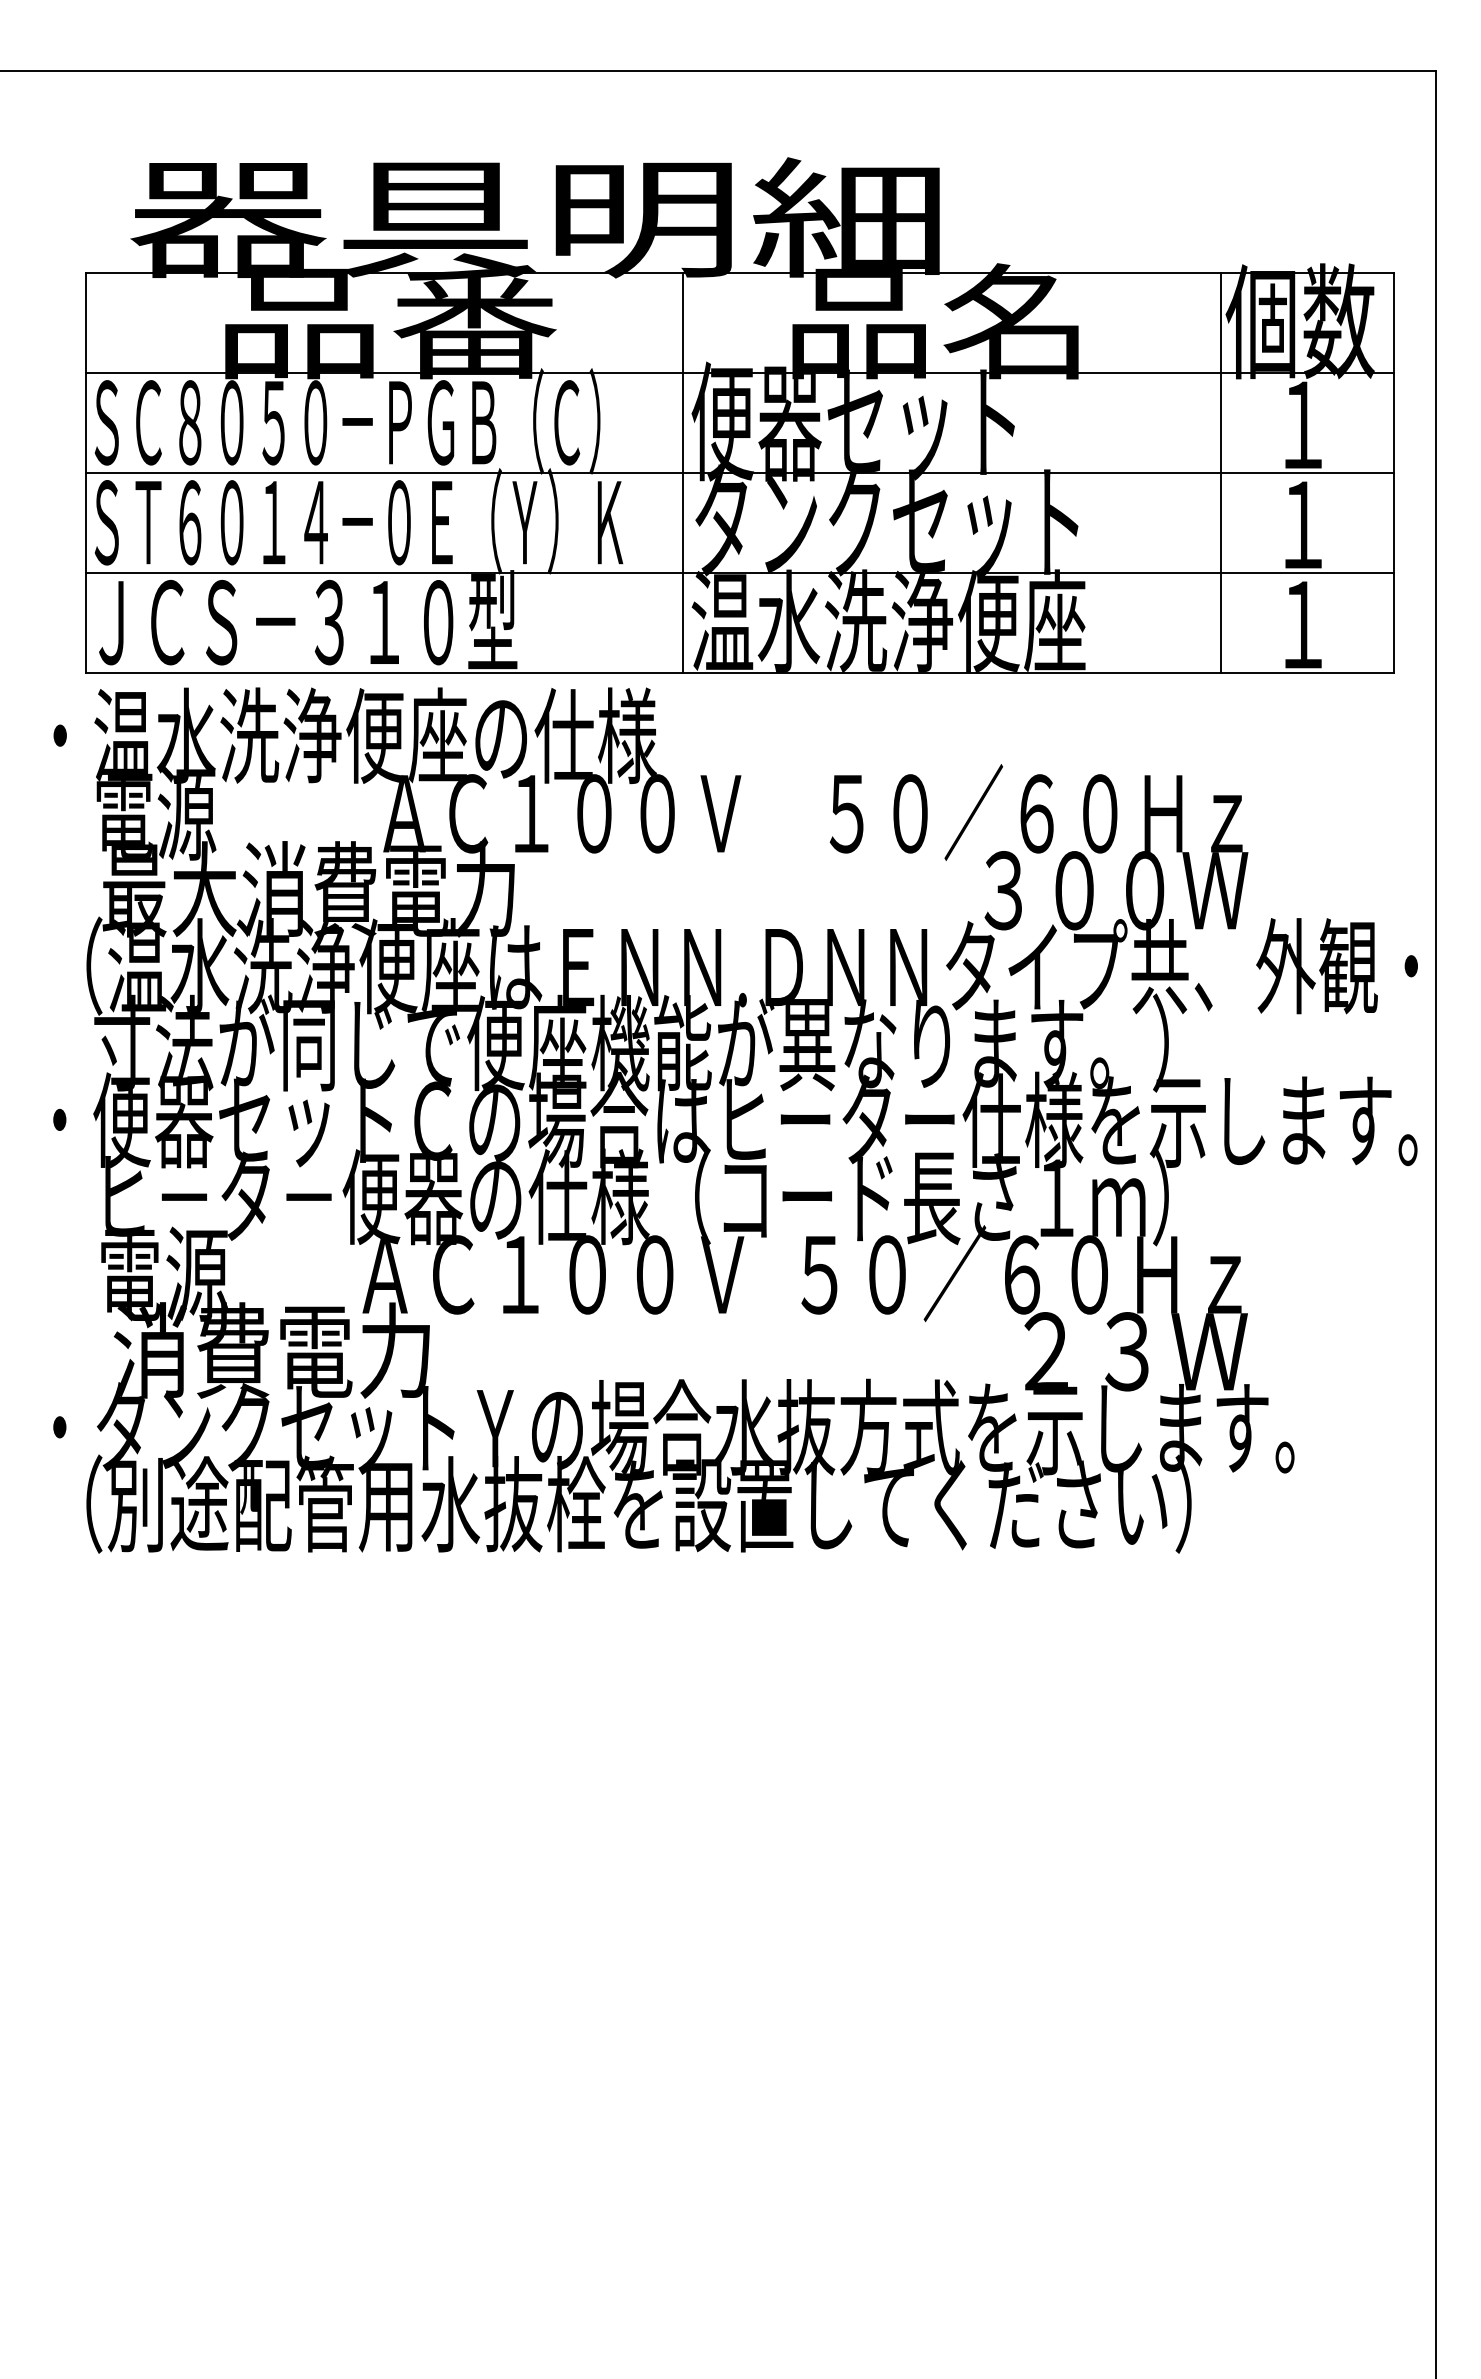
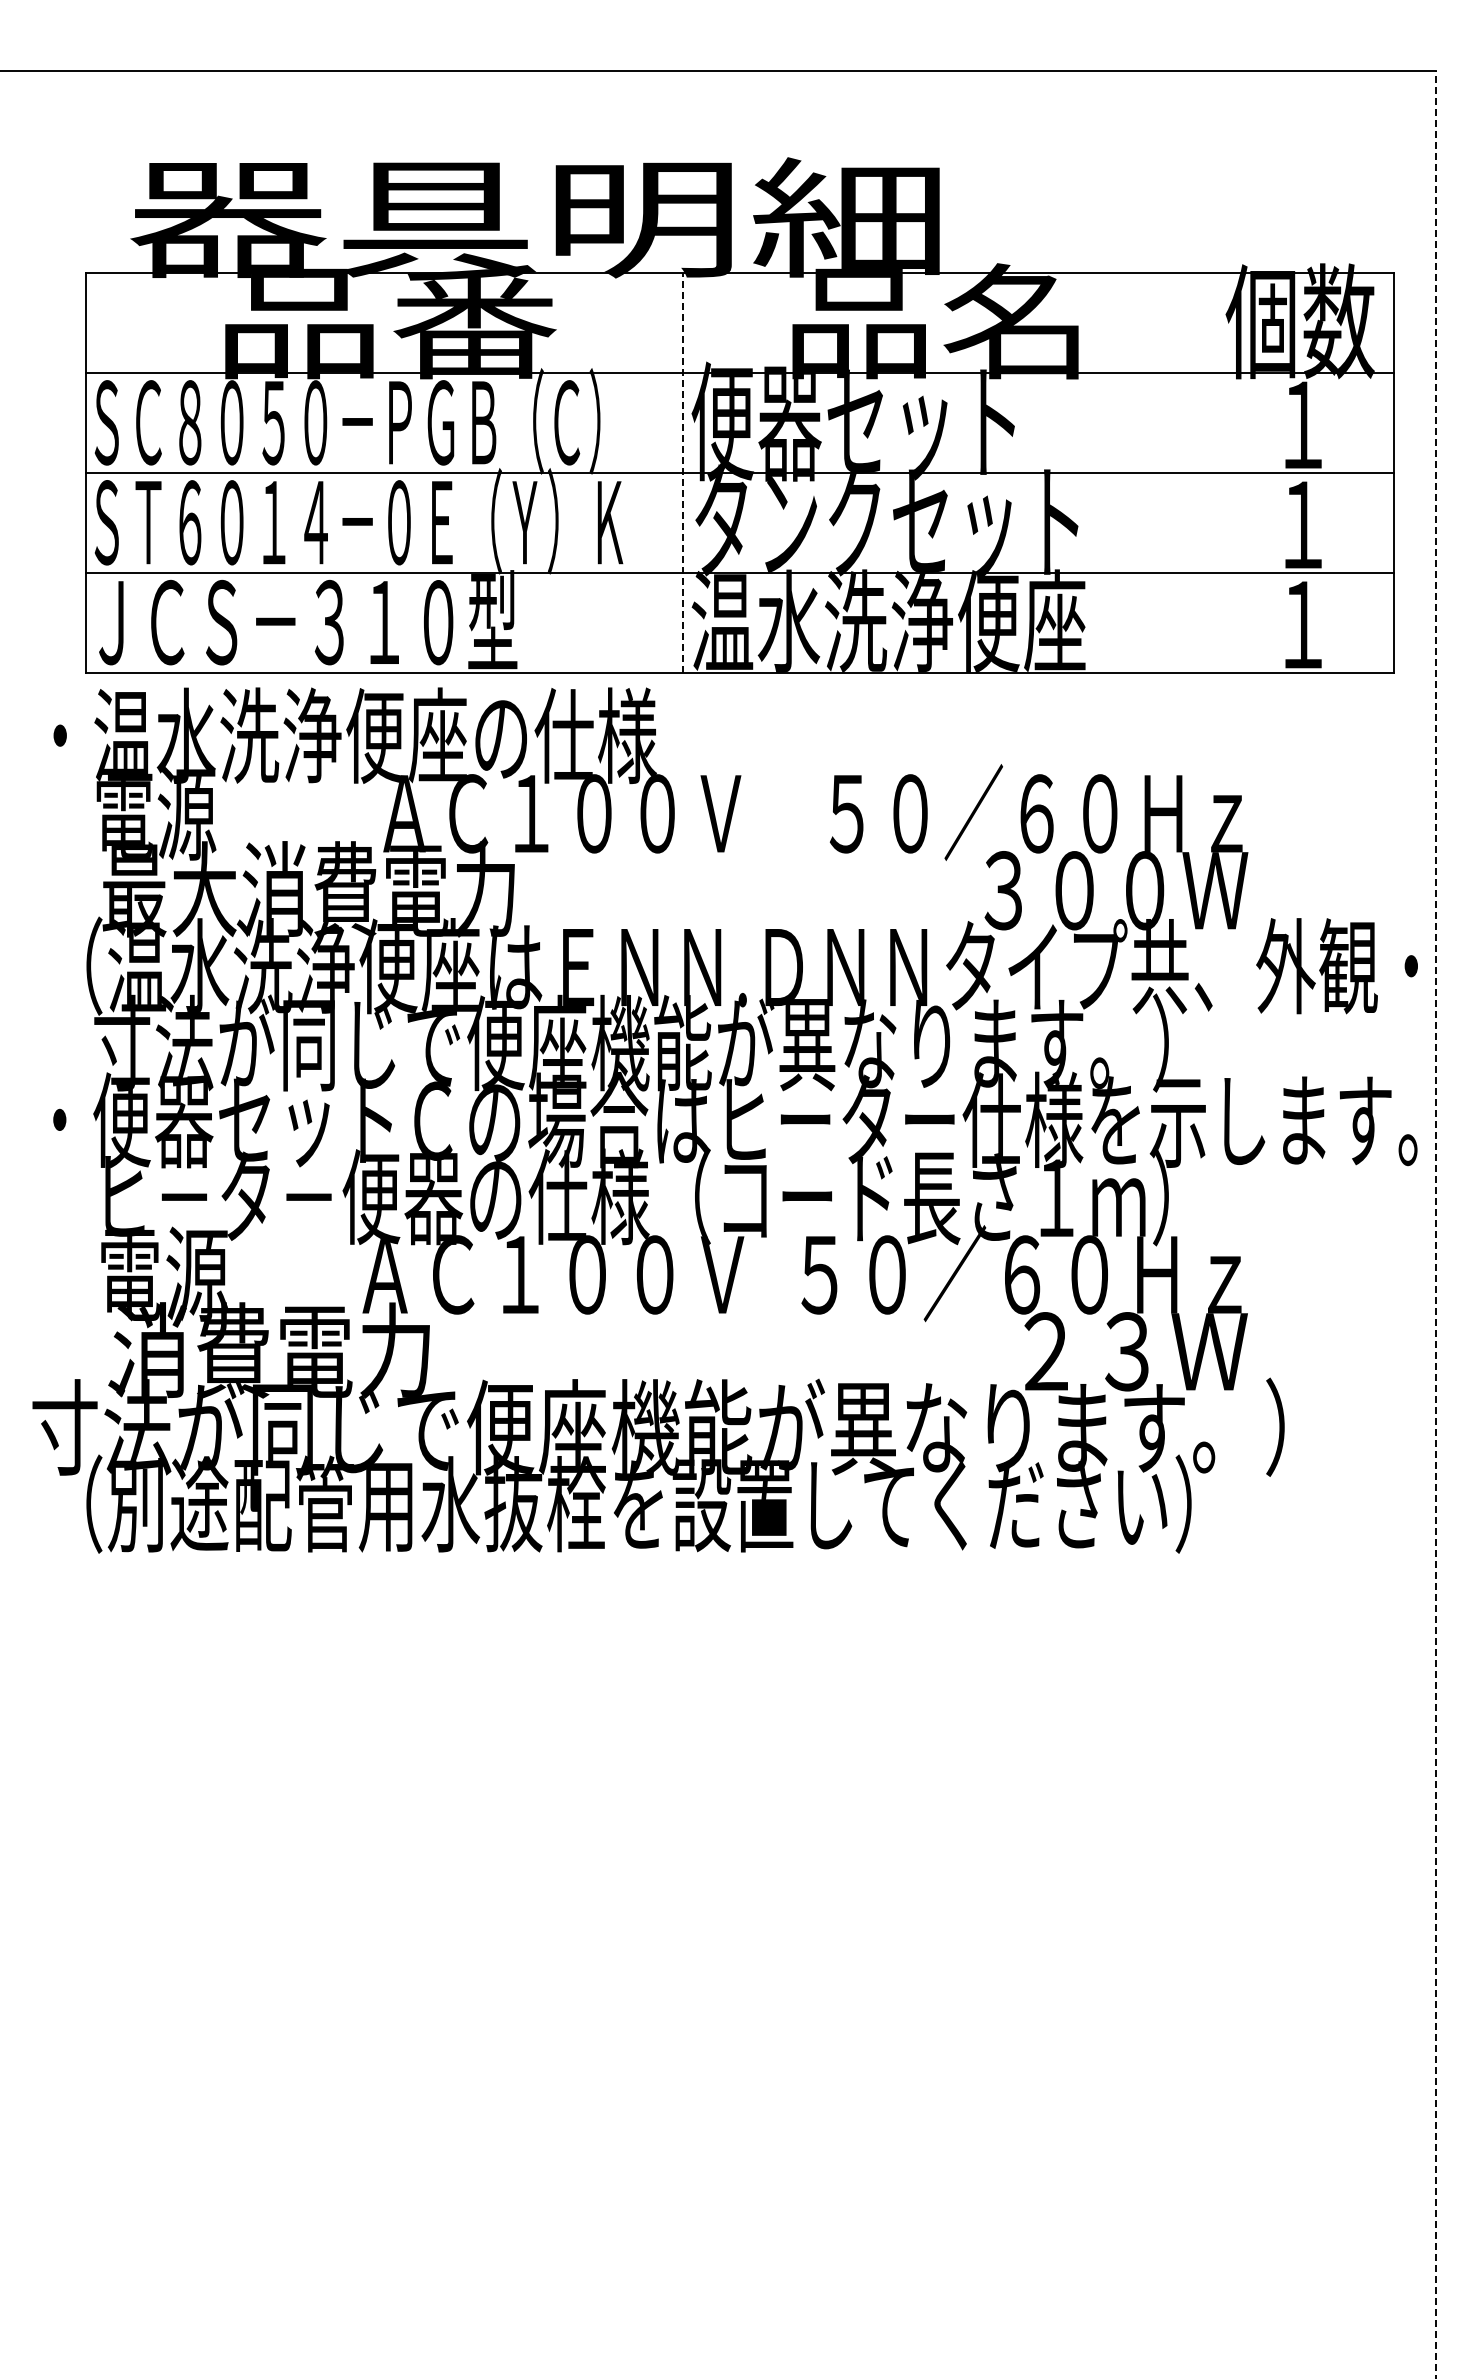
line: solid -> dashed (683, 472)
line: present -> none (1221, 472)
line: solid -> dashed (1436, 1224)
text: ・タンクセットＹの場合水抜方式を示します。 -> 寸法が同じで便座機能が異なります。） (663, 1426)
